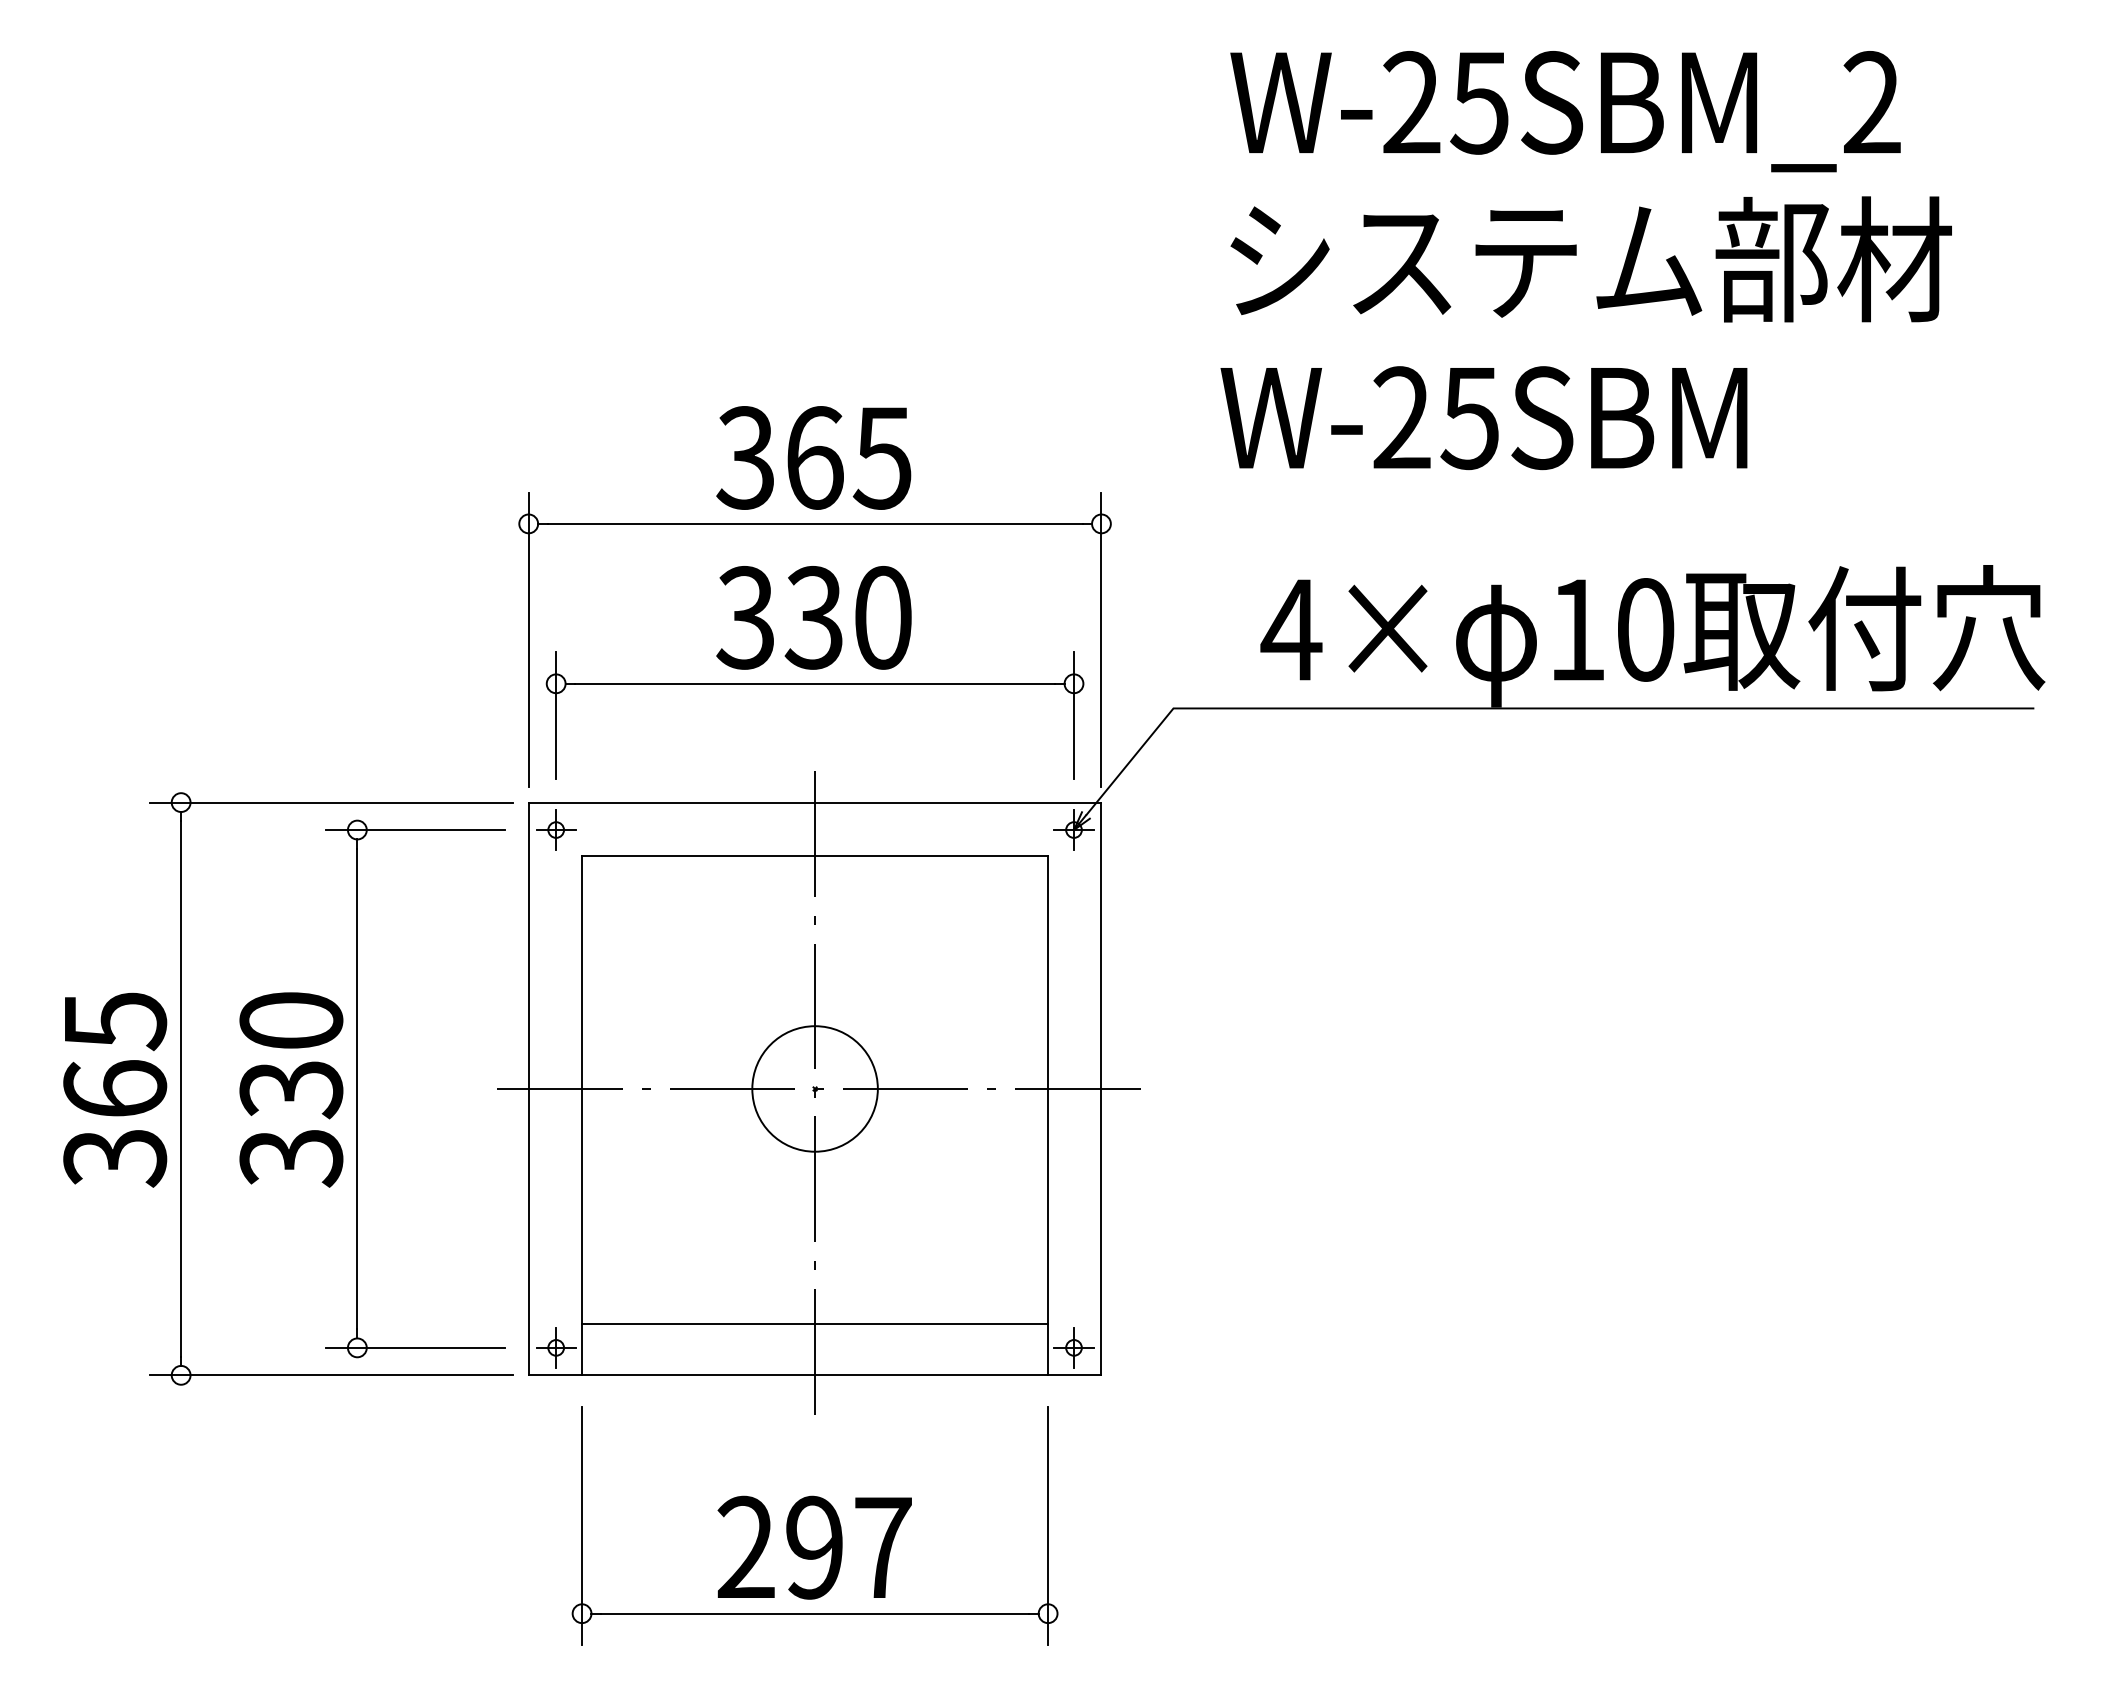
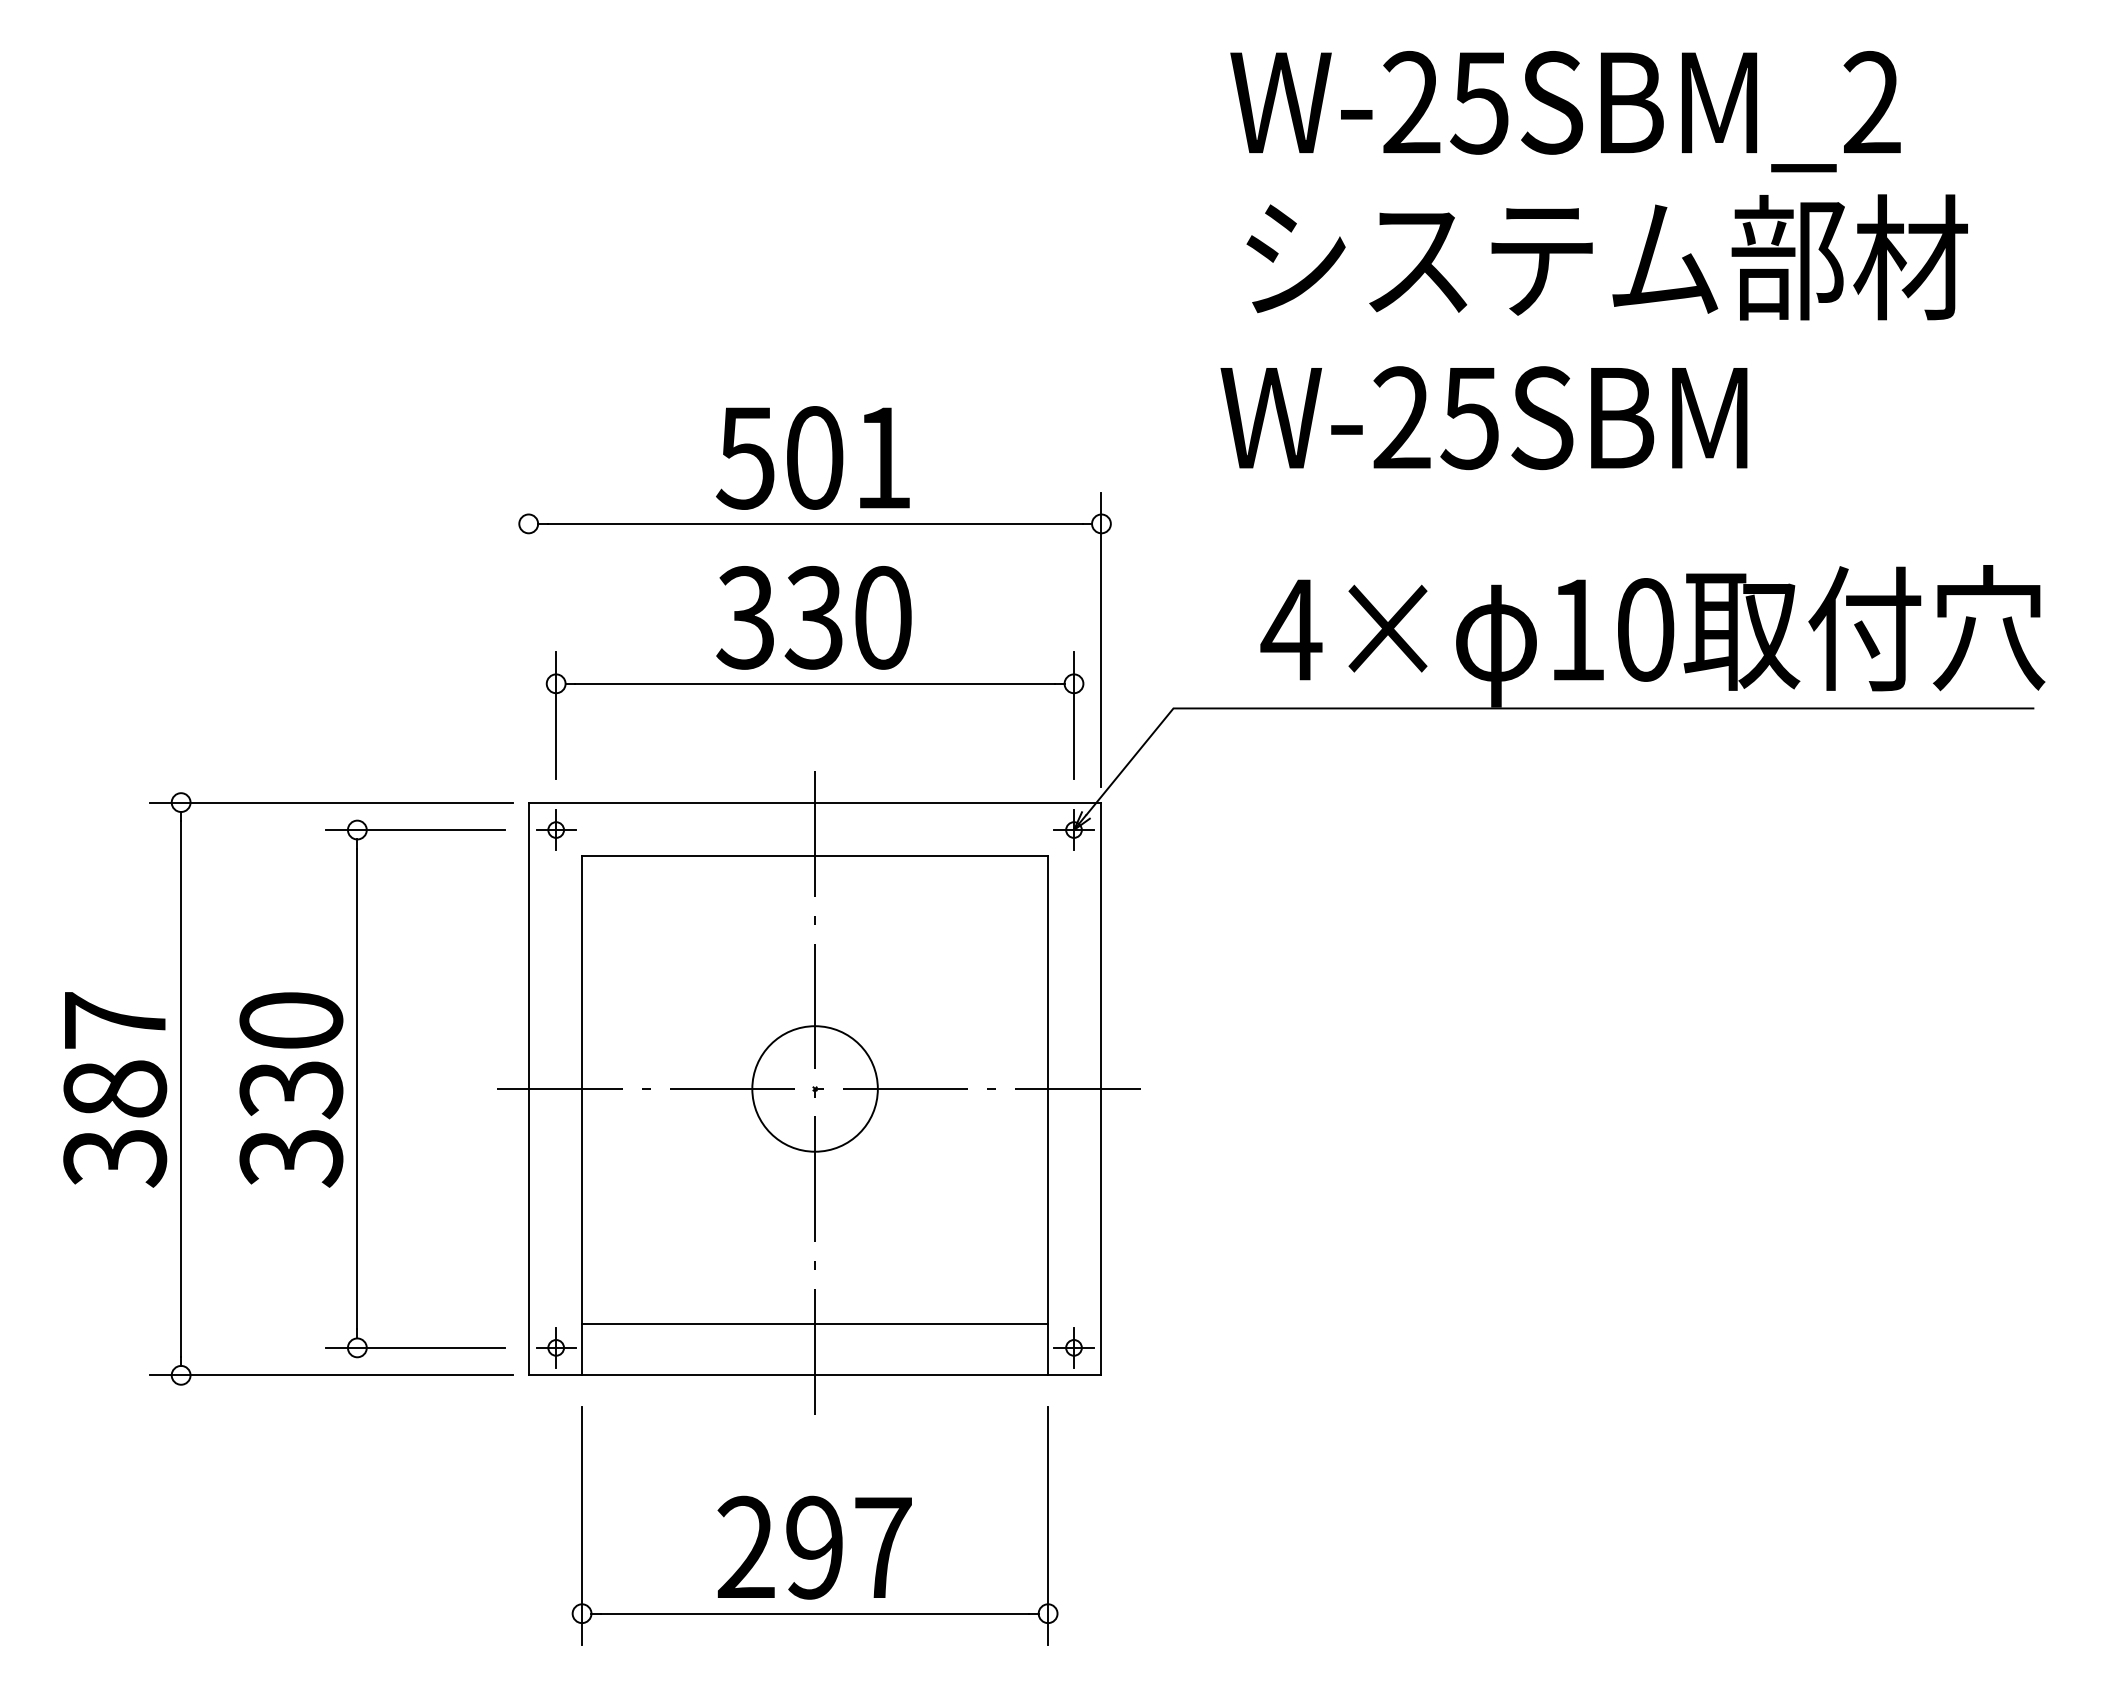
text position: (1590, 259) -> (1606, 257) (1606, 257)
text: 365 -> 501 (813, 457)
line: present -> none (528, 639)
text: 365 -> 387 (115, 1054)
